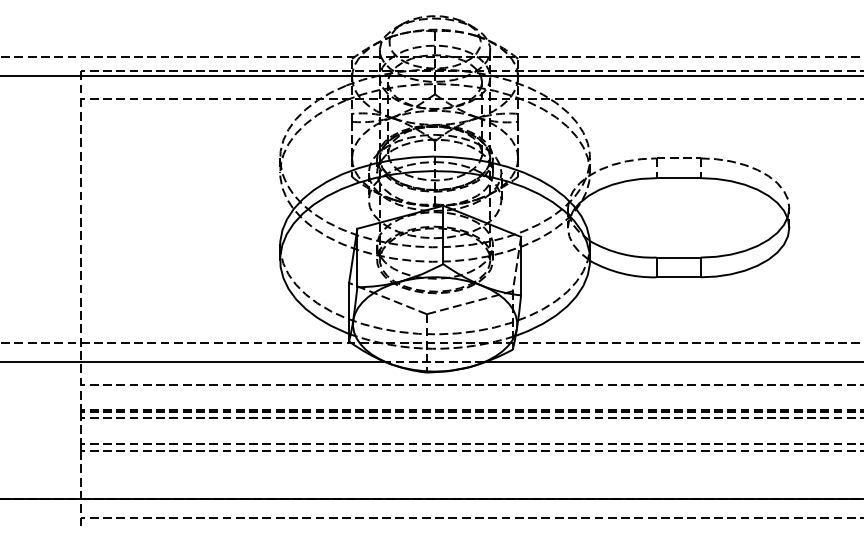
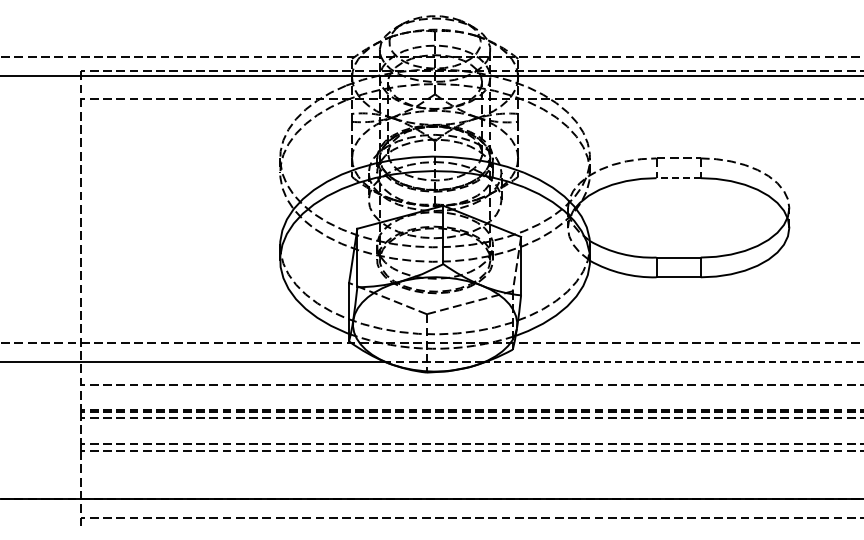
line: solid -> dashed (678, 178)
line: solid -> dashed (673, 362)
